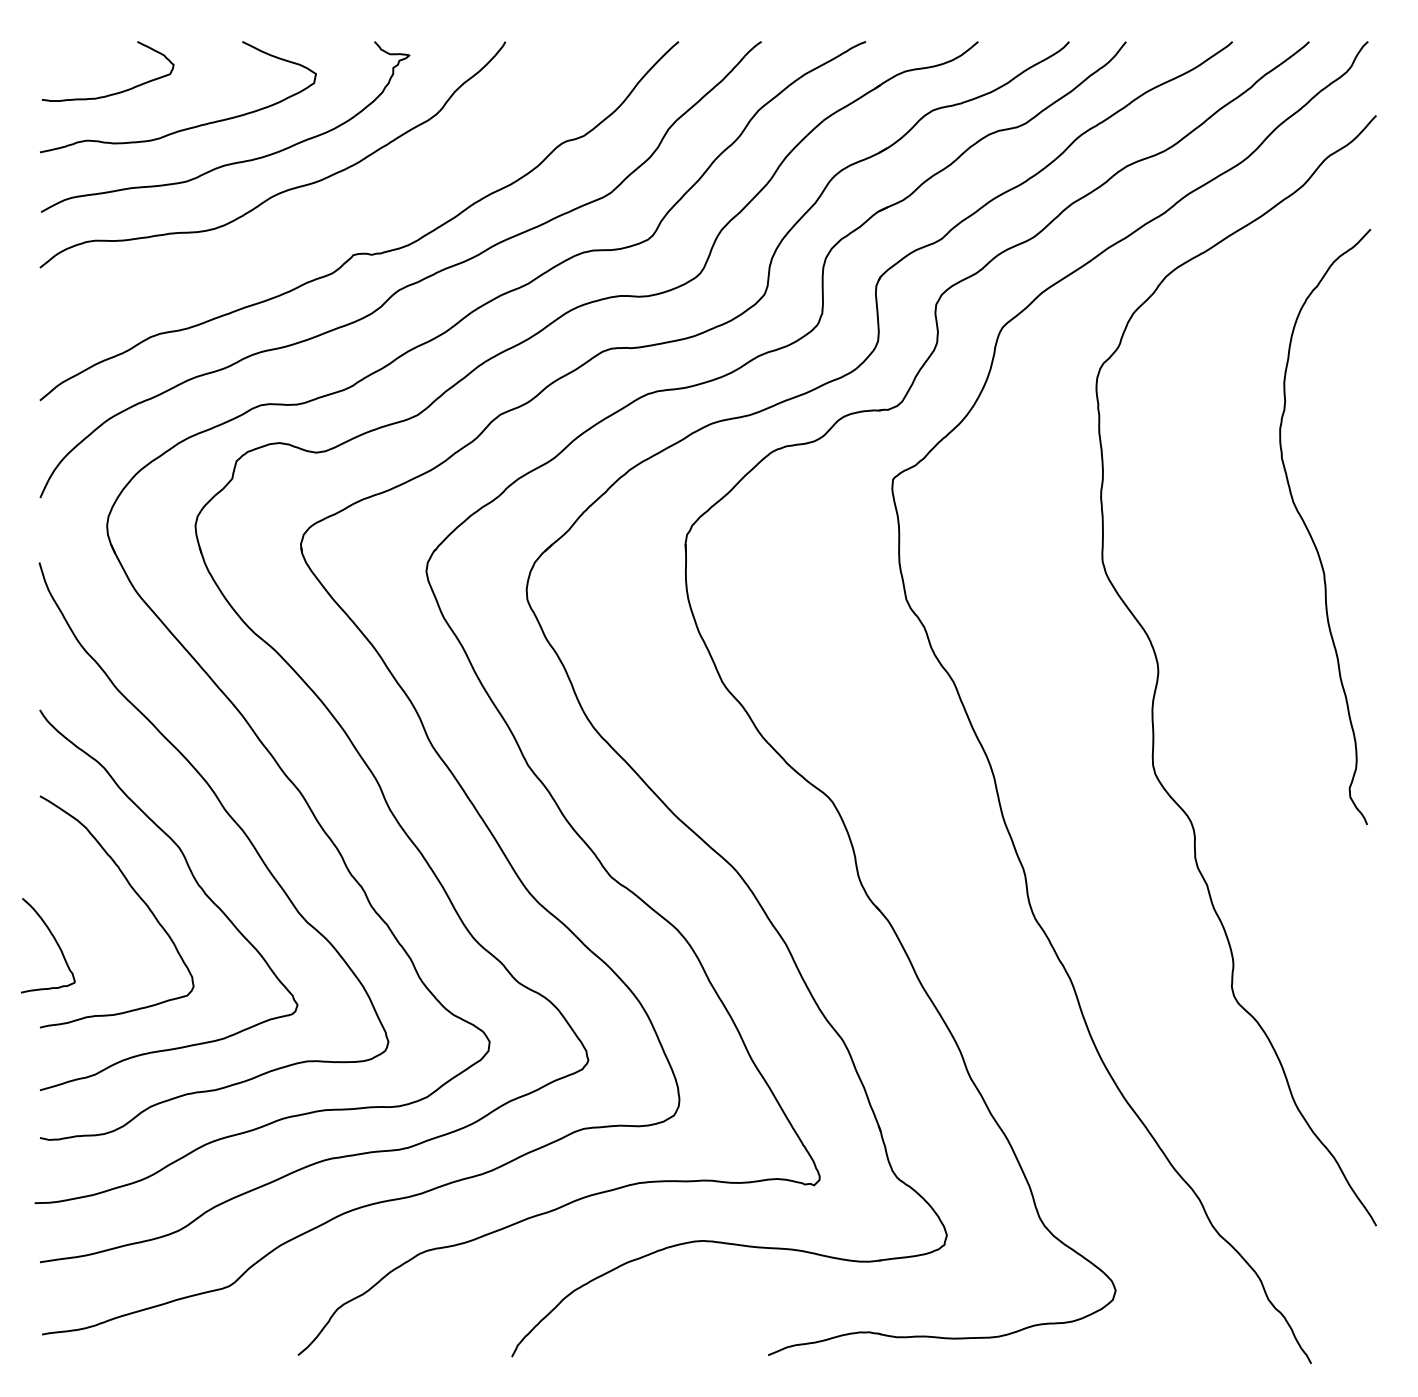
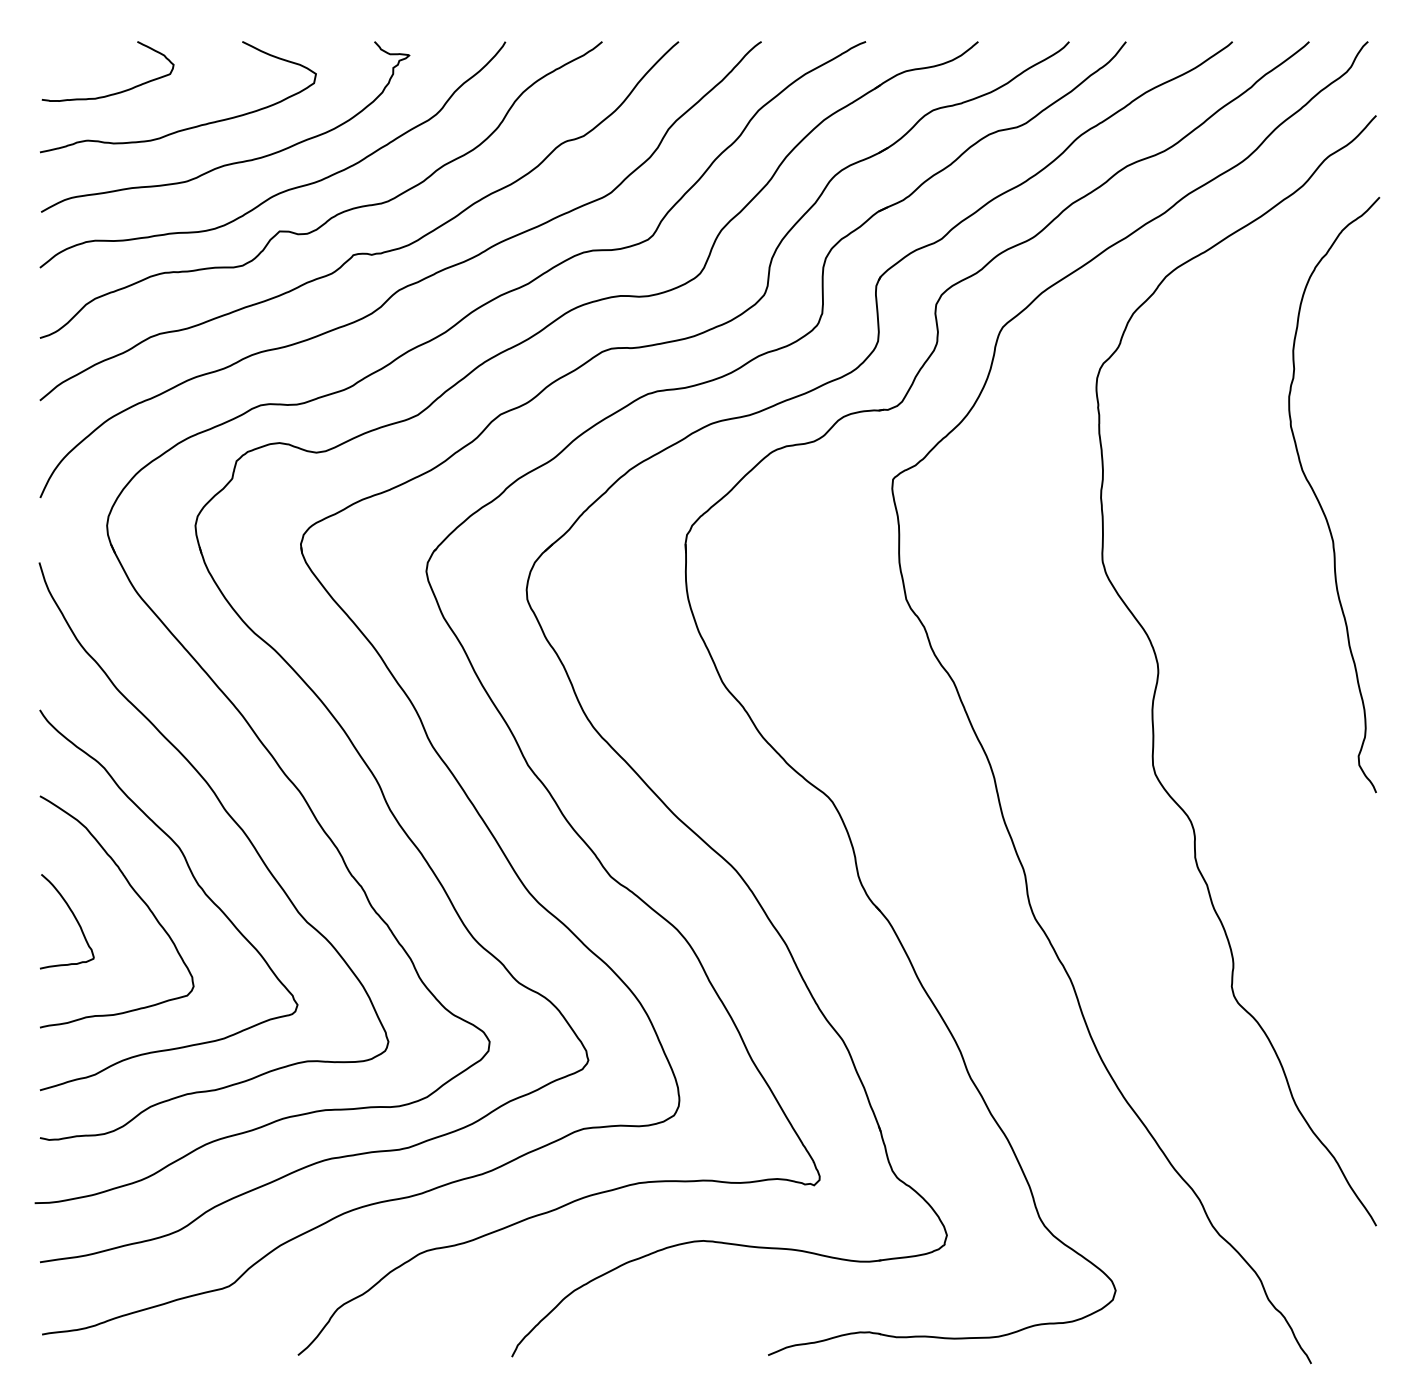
curve: none -> present (335, 214)
curve position: (1310, 532) -> (1319, 500) (1319, 500)
curve position: (55, 942) -> (74, 918) (74, 918)
